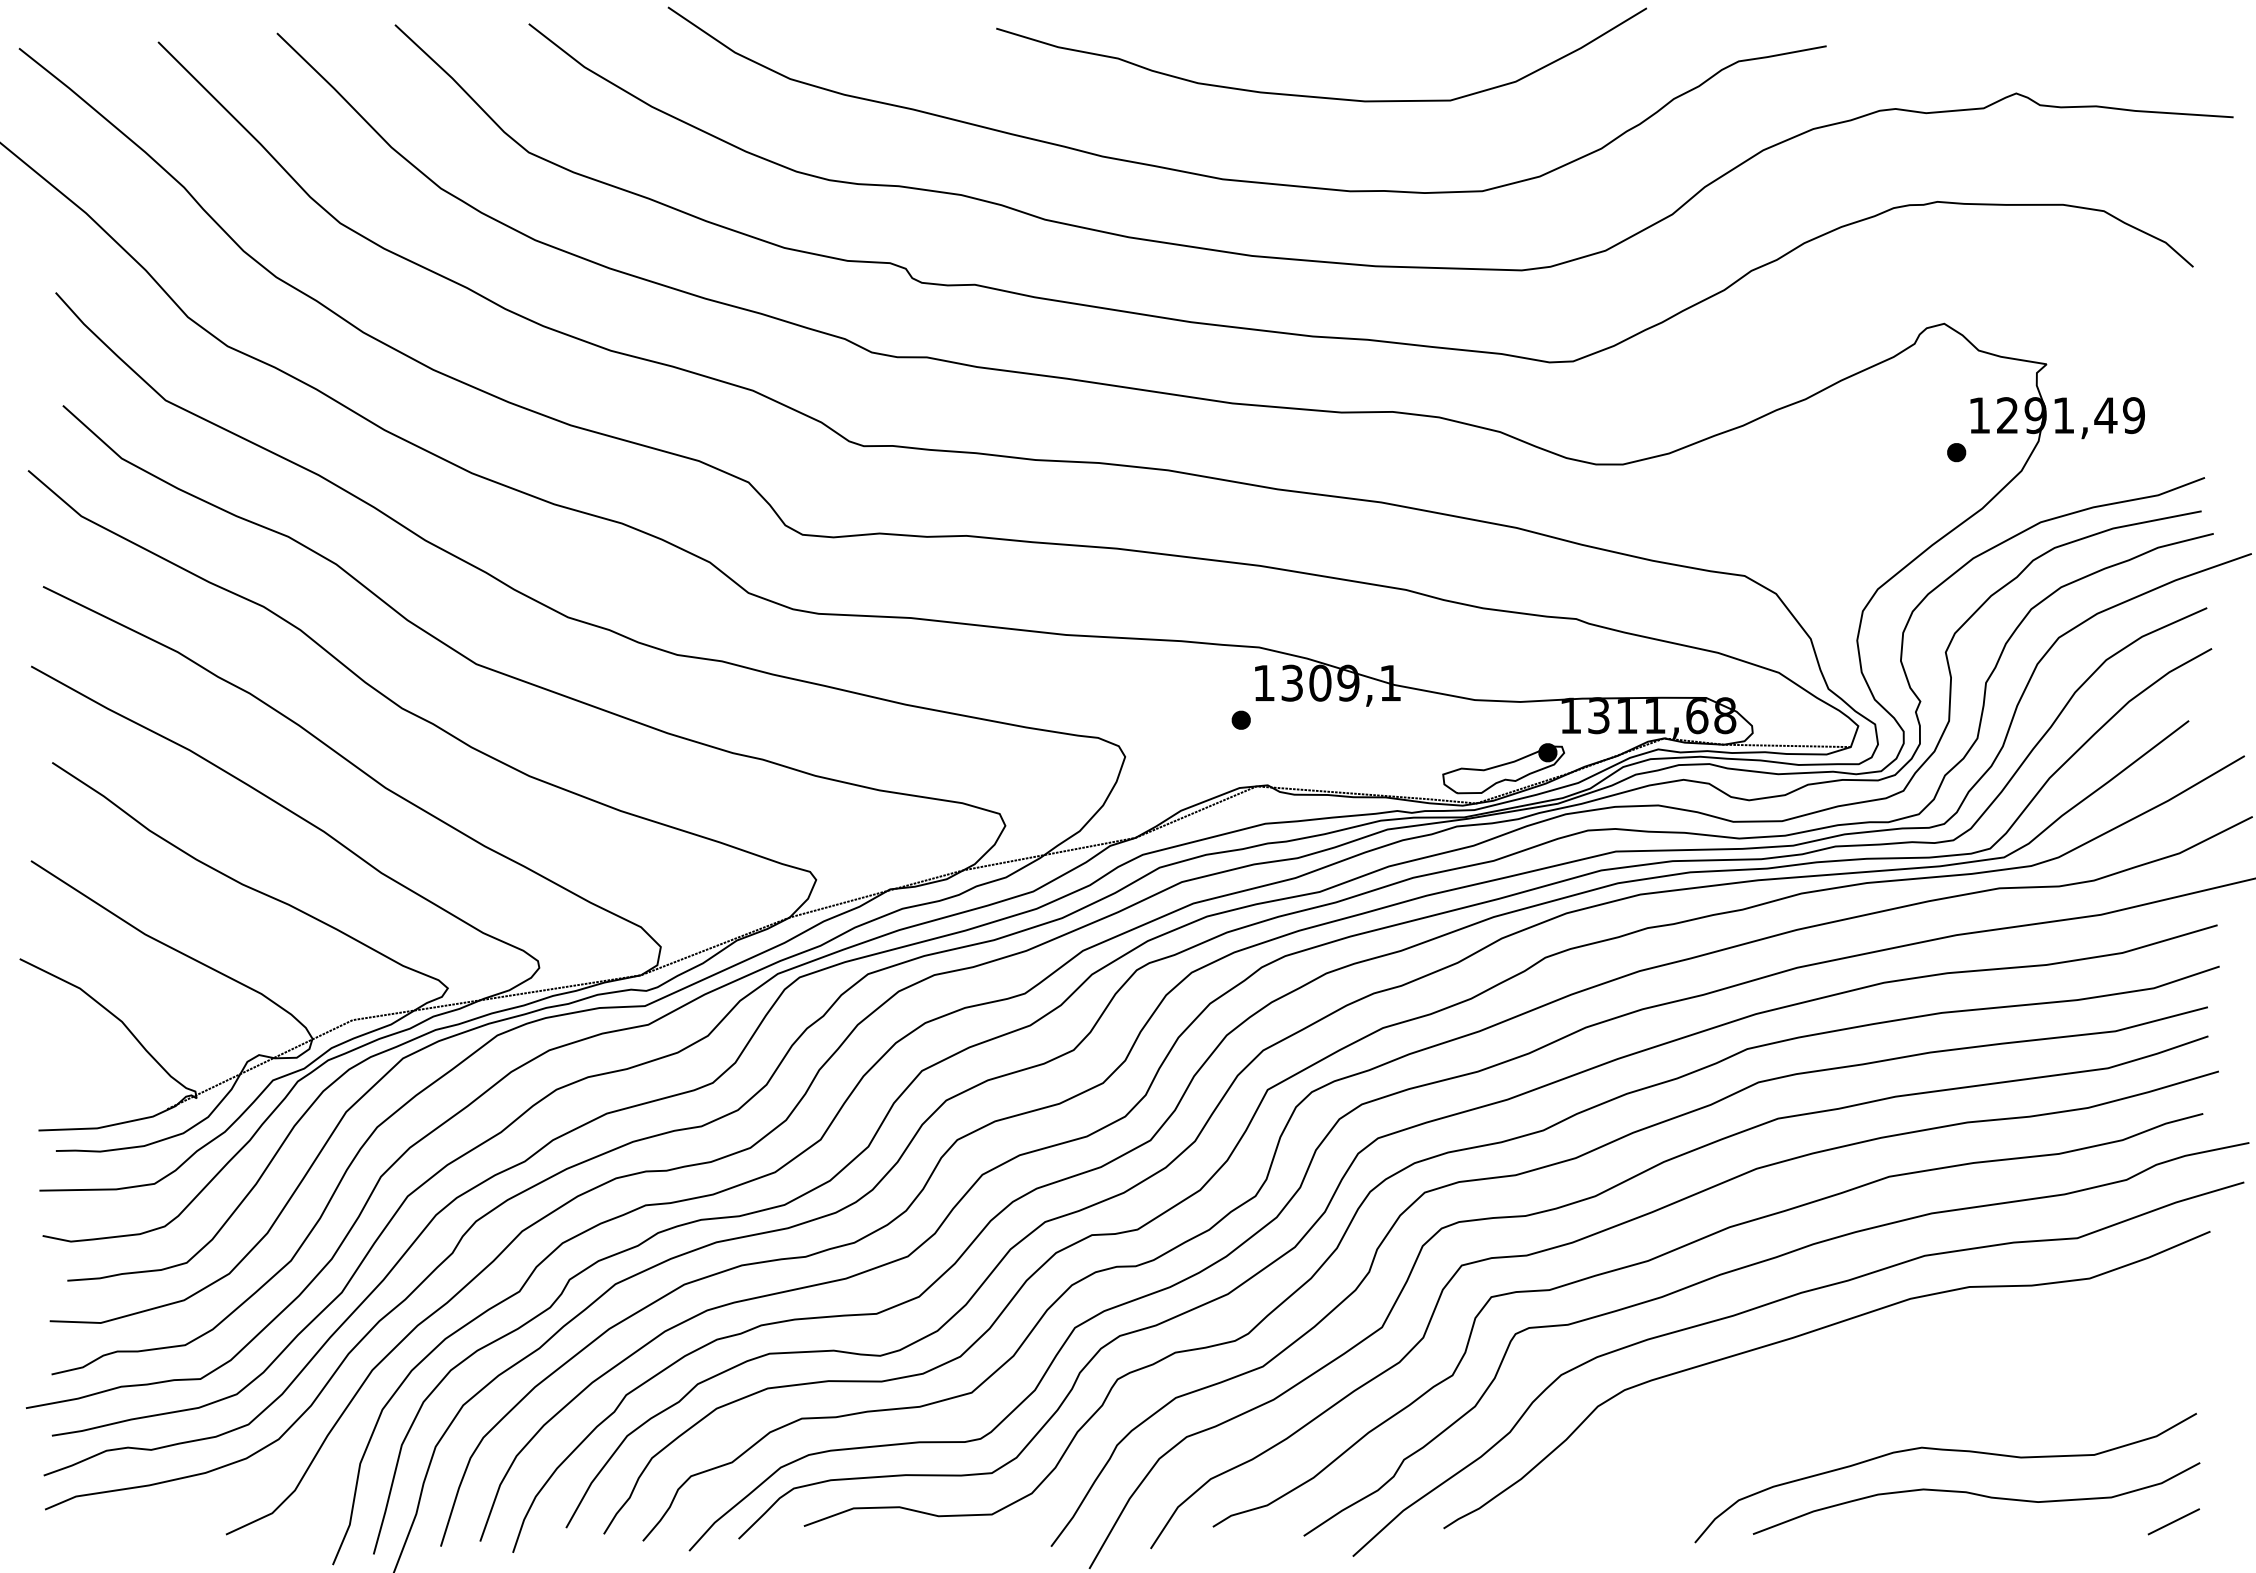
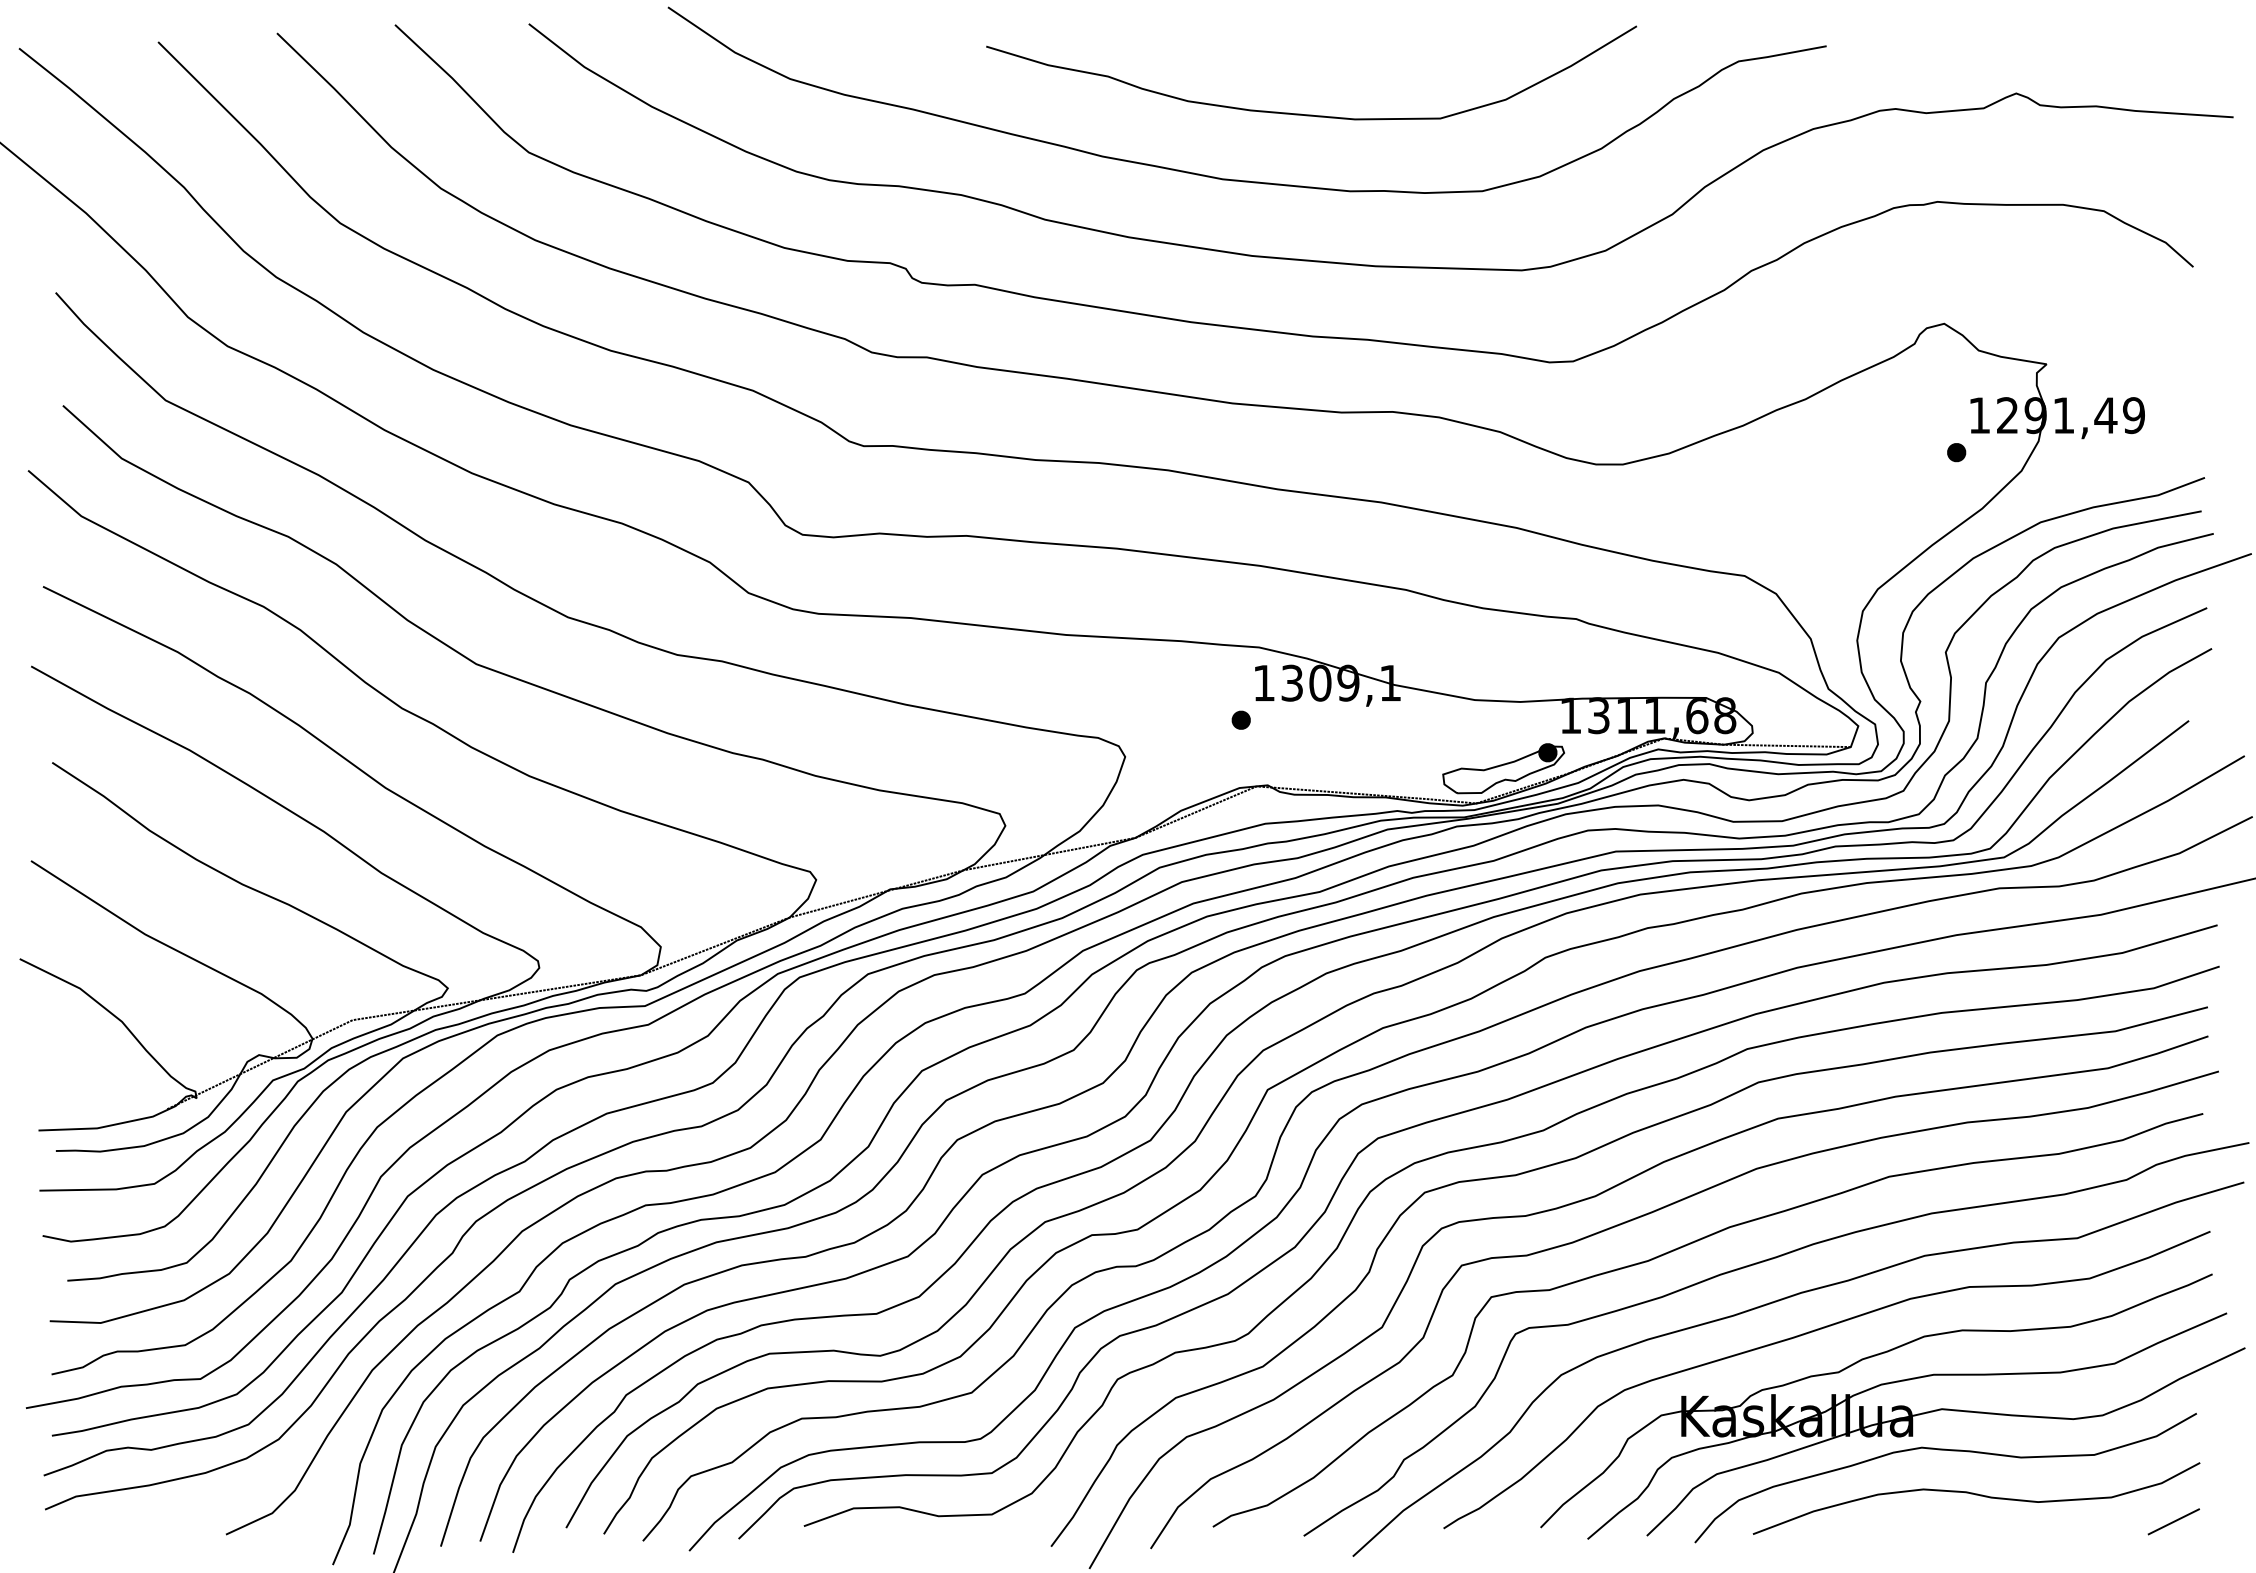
curve position: (1321, 96) -> (1311, 114) (1311, 114)
part: none -> present (1892, 1406)
